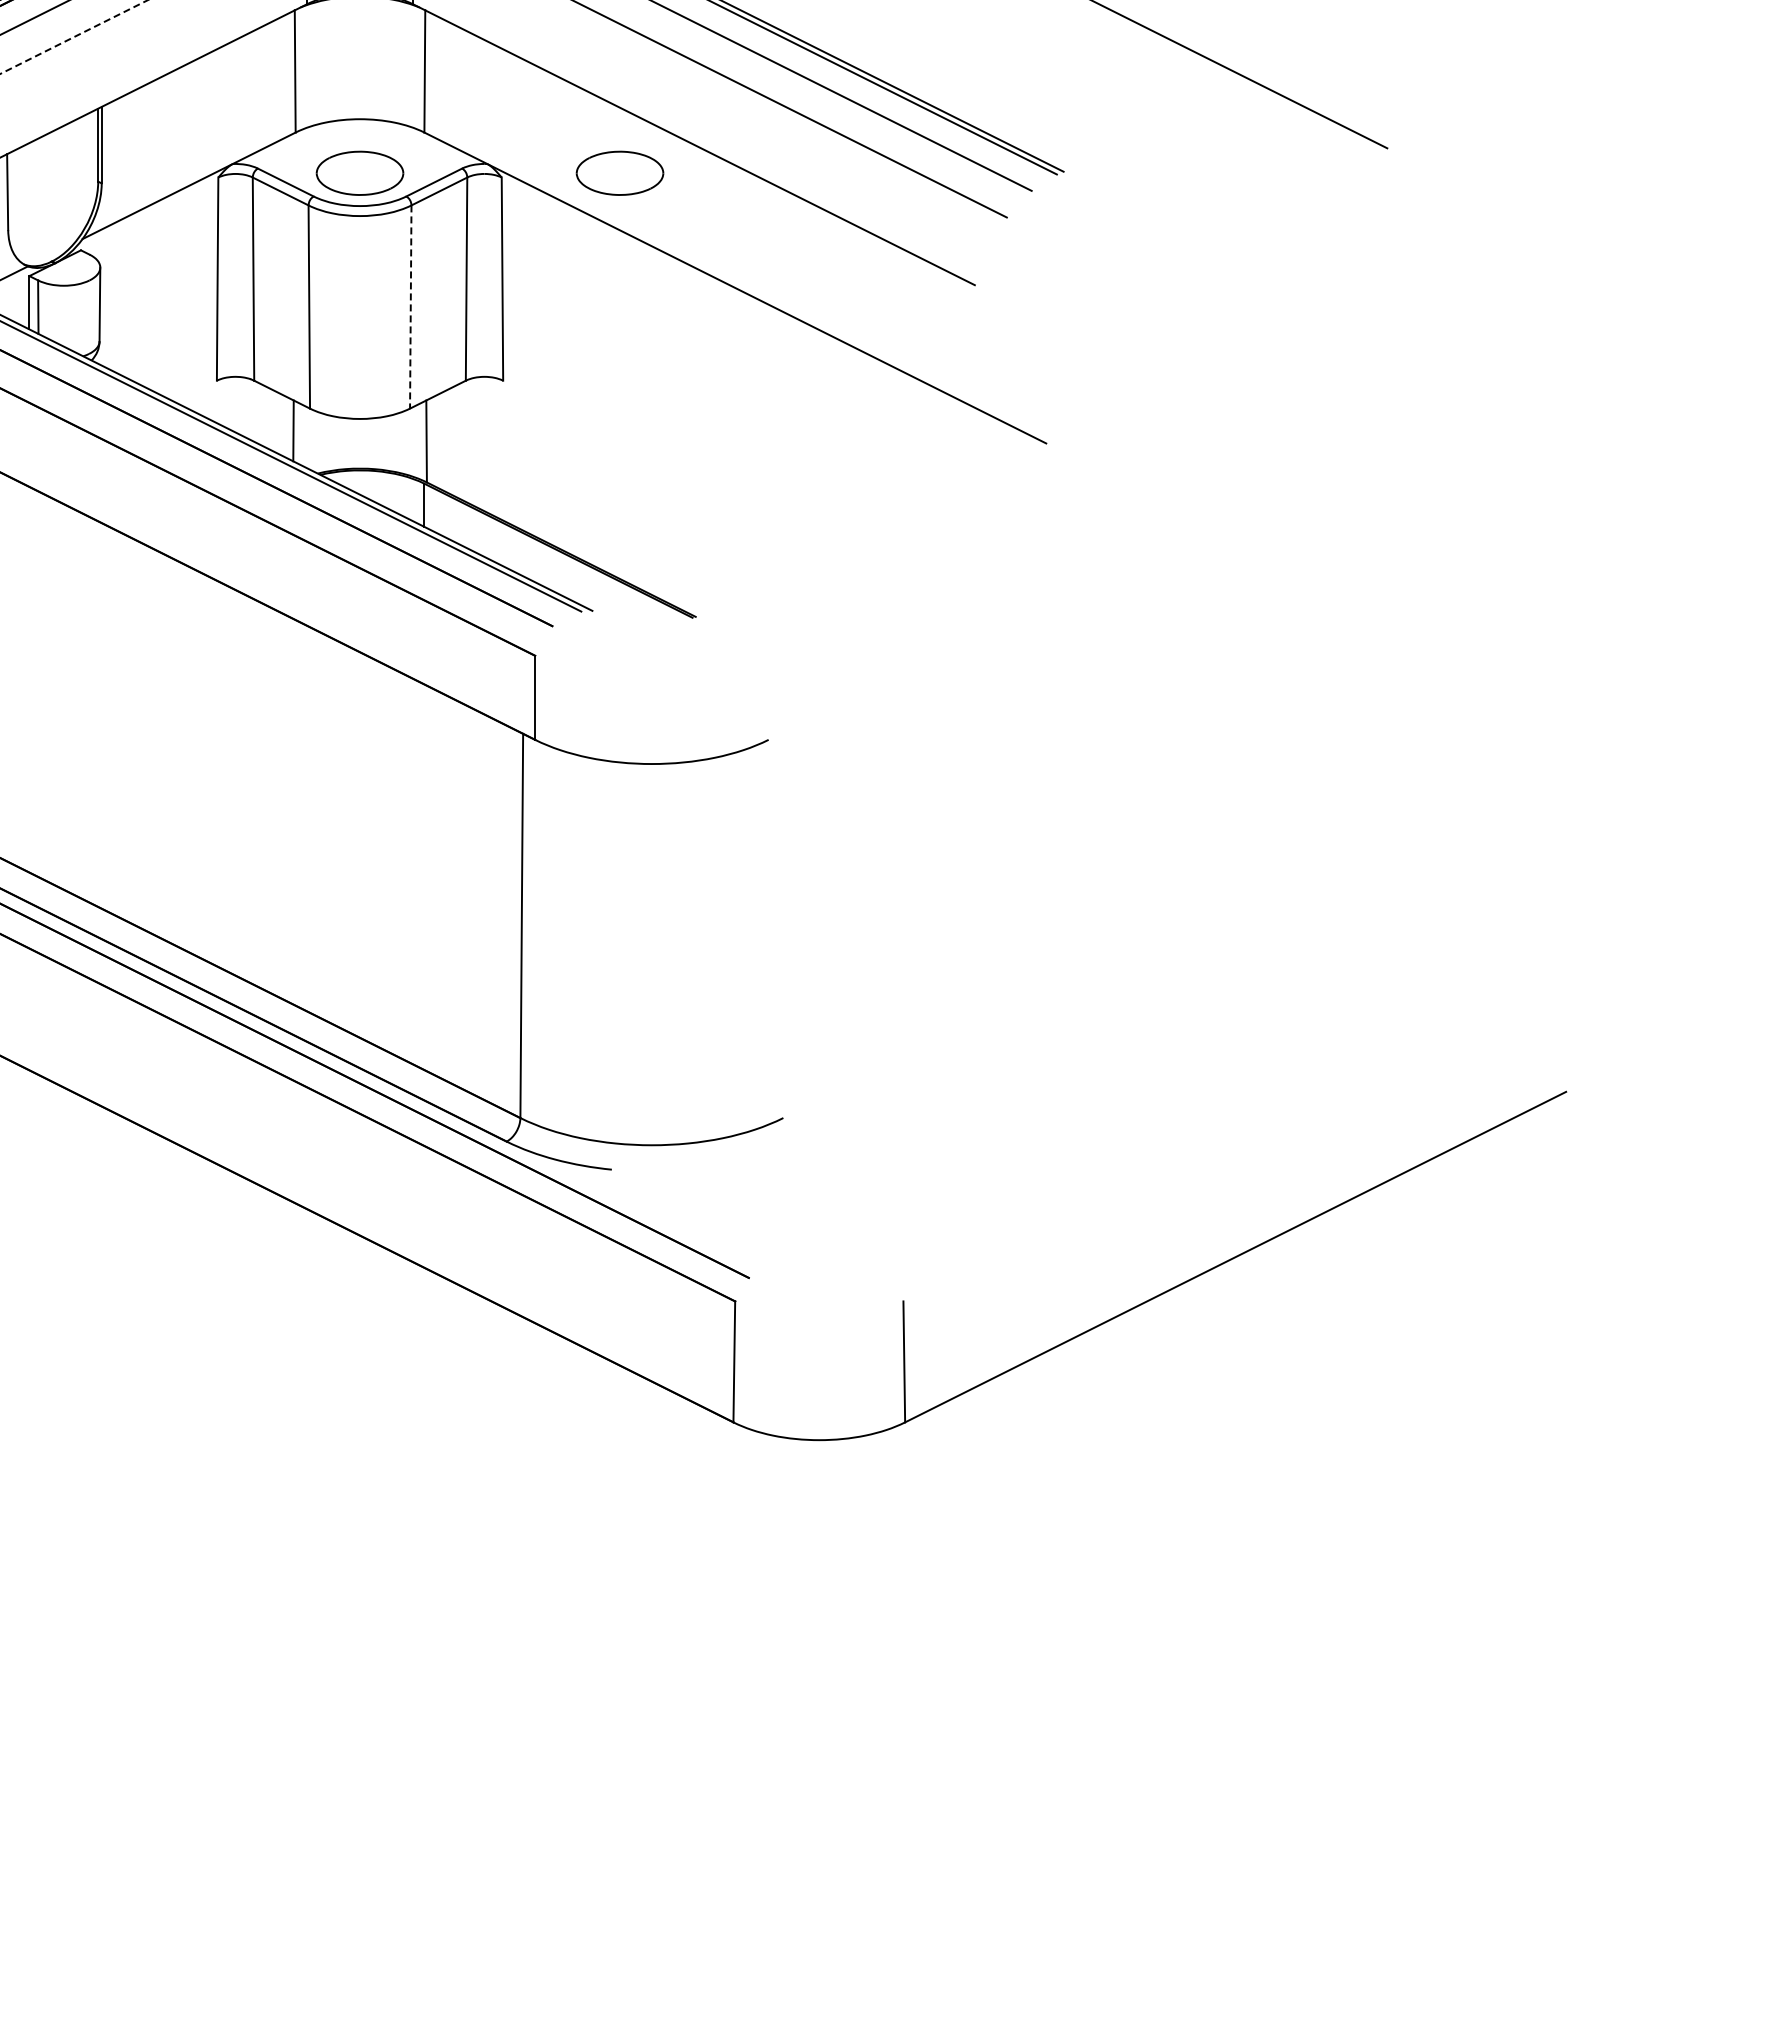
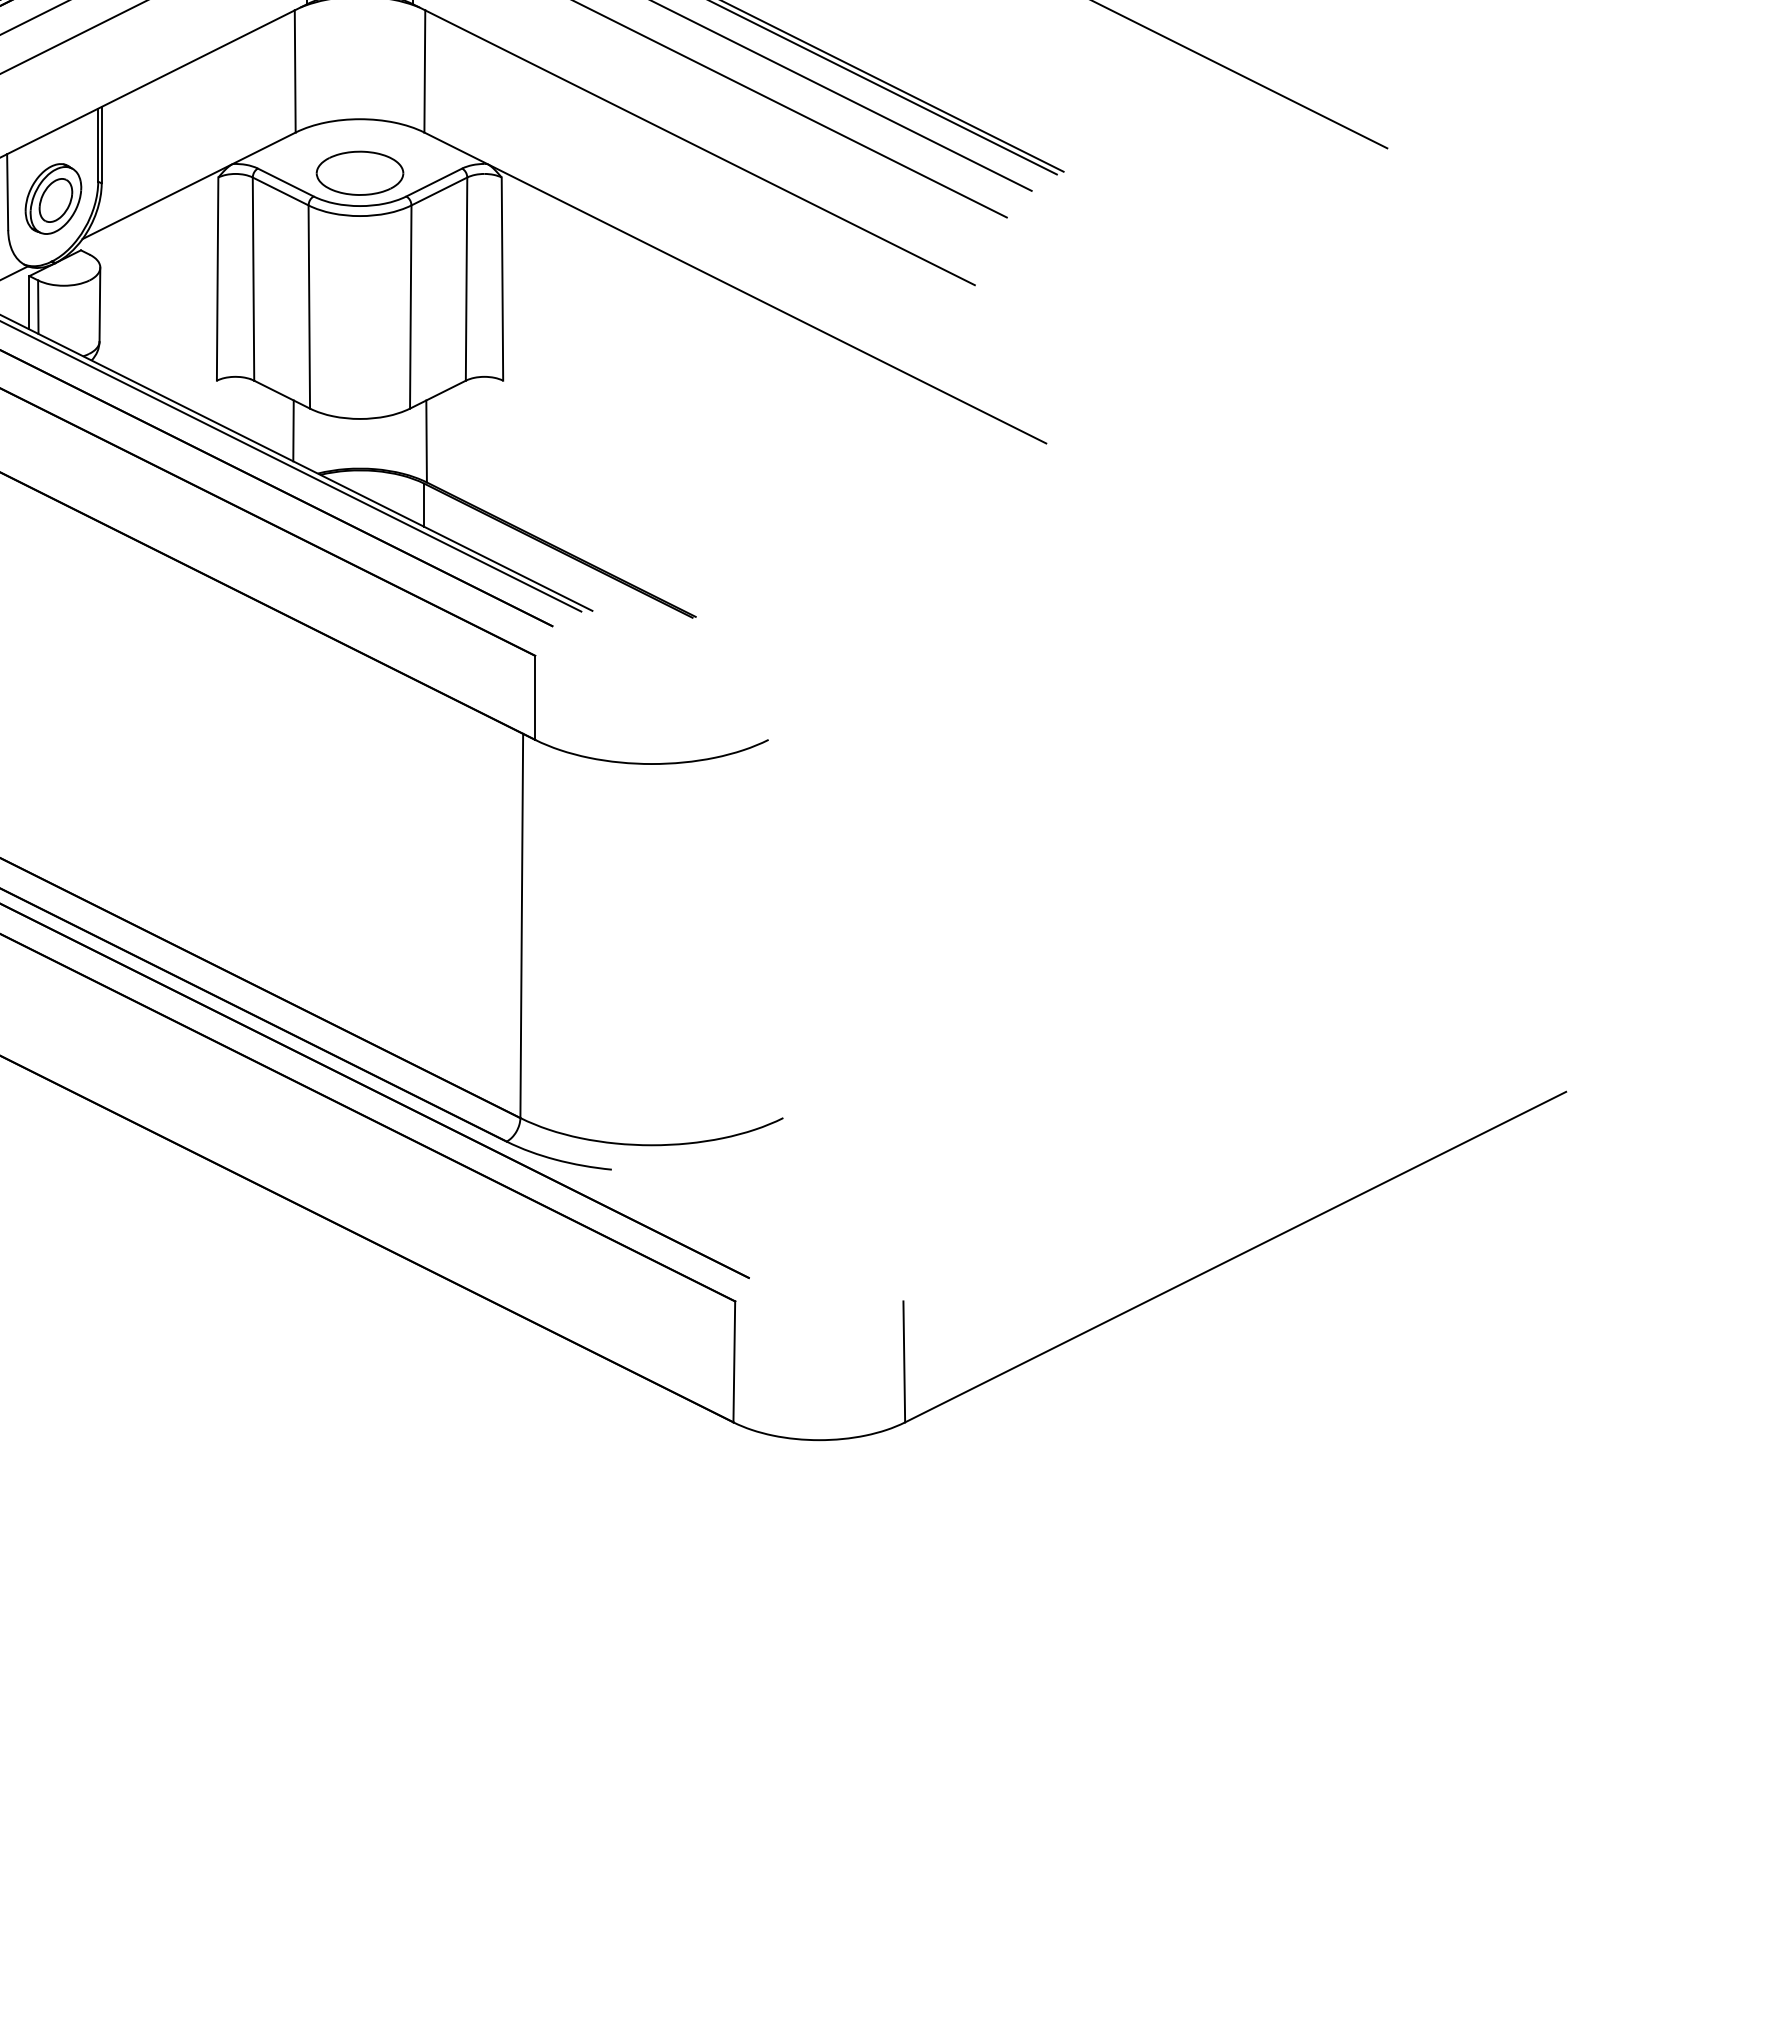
line: dashed -> solid (73, 37)
part: present -> none (619, 172)
part: none -> present (53, 198)
line: dashed -> solid (410, 307)
